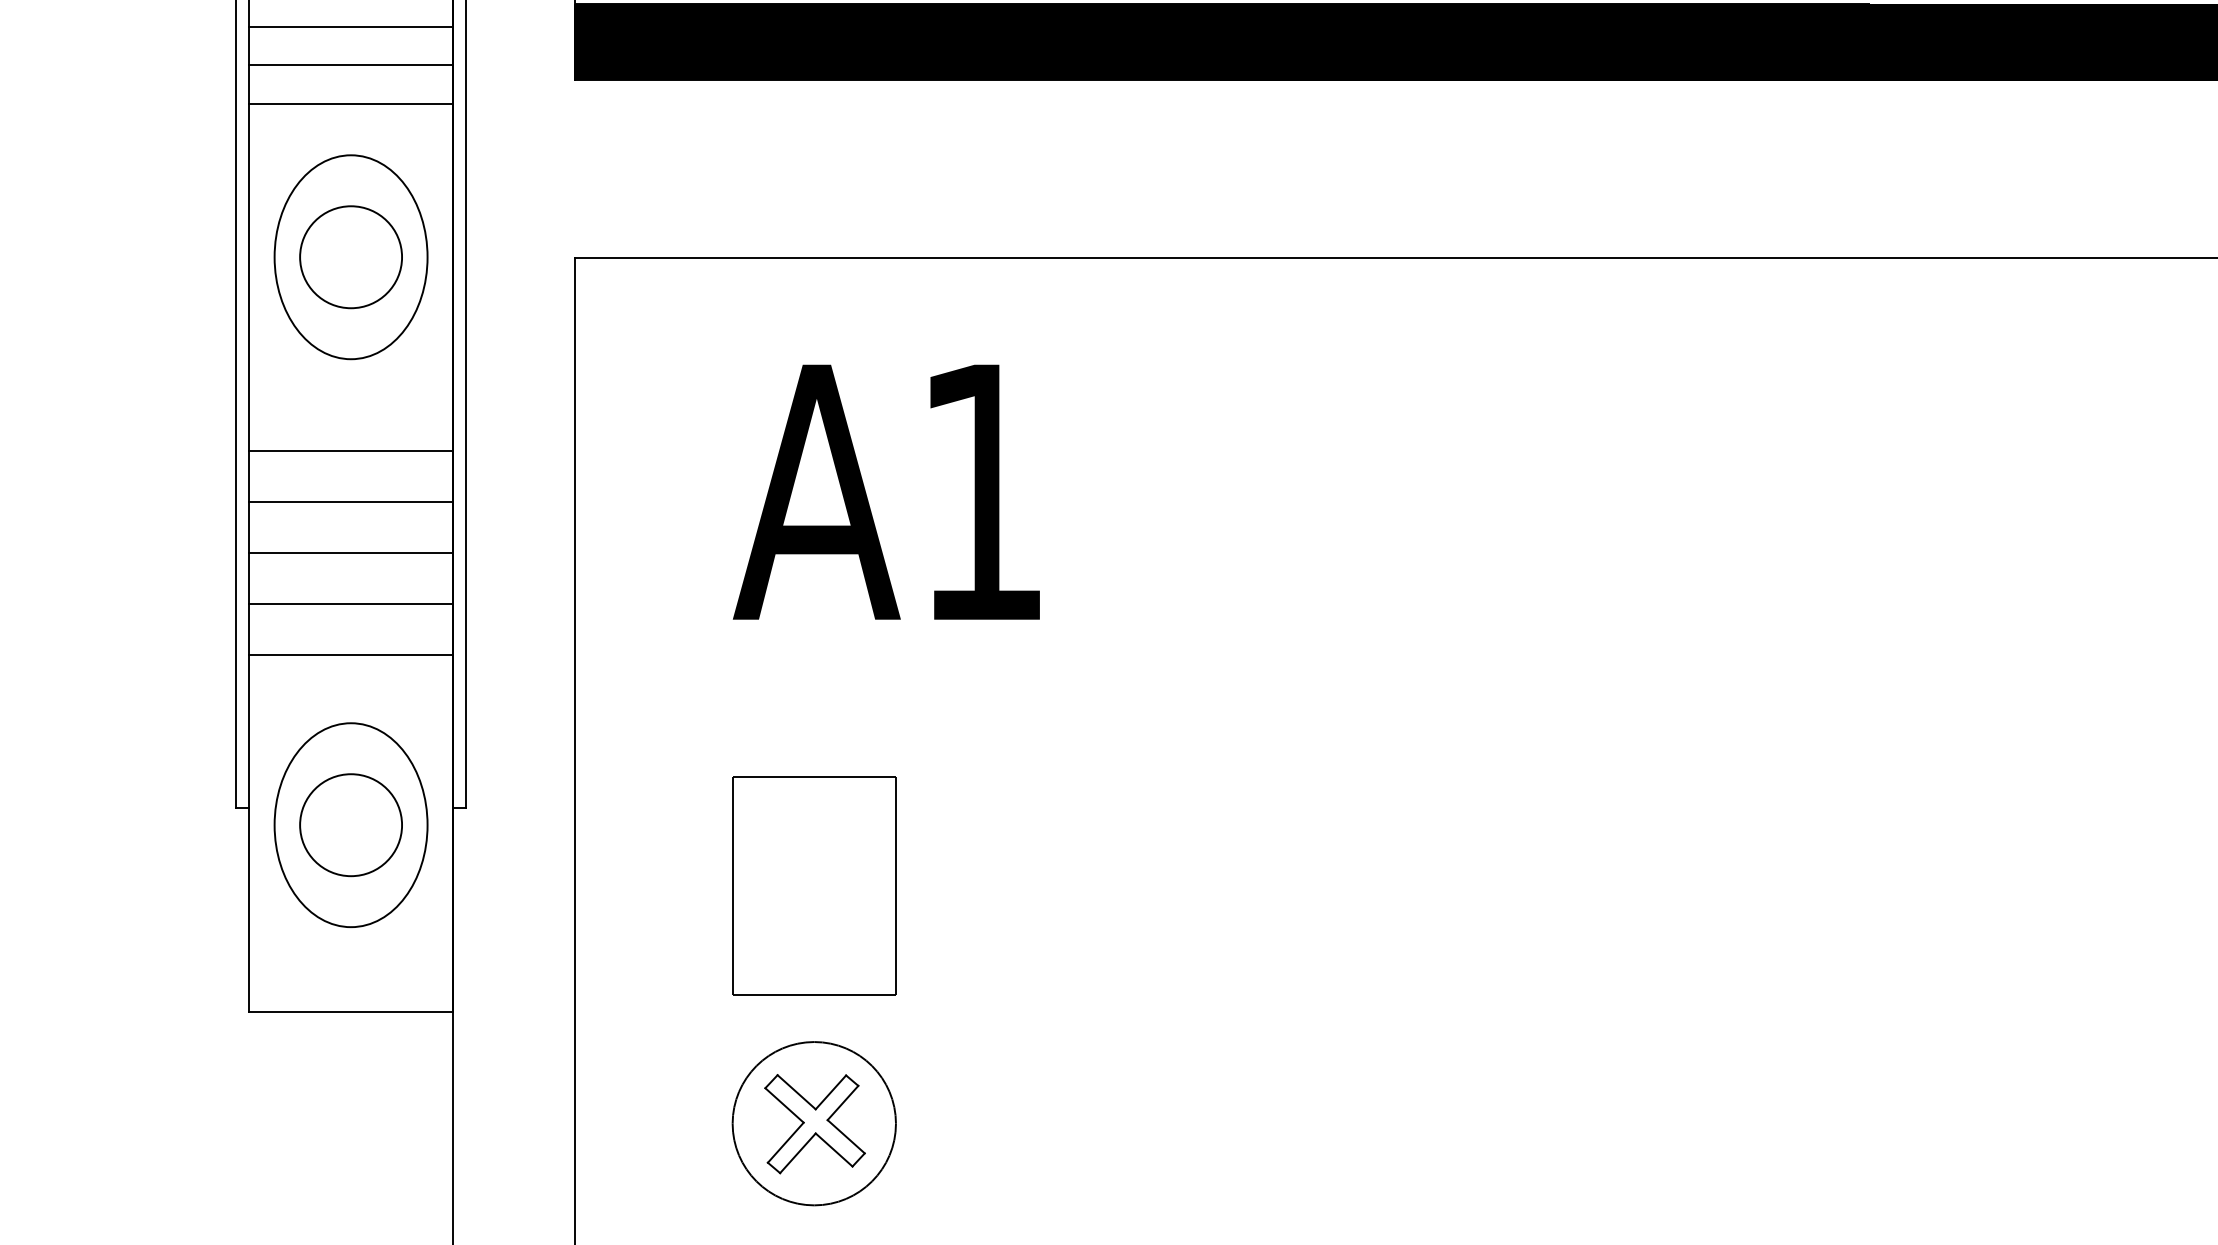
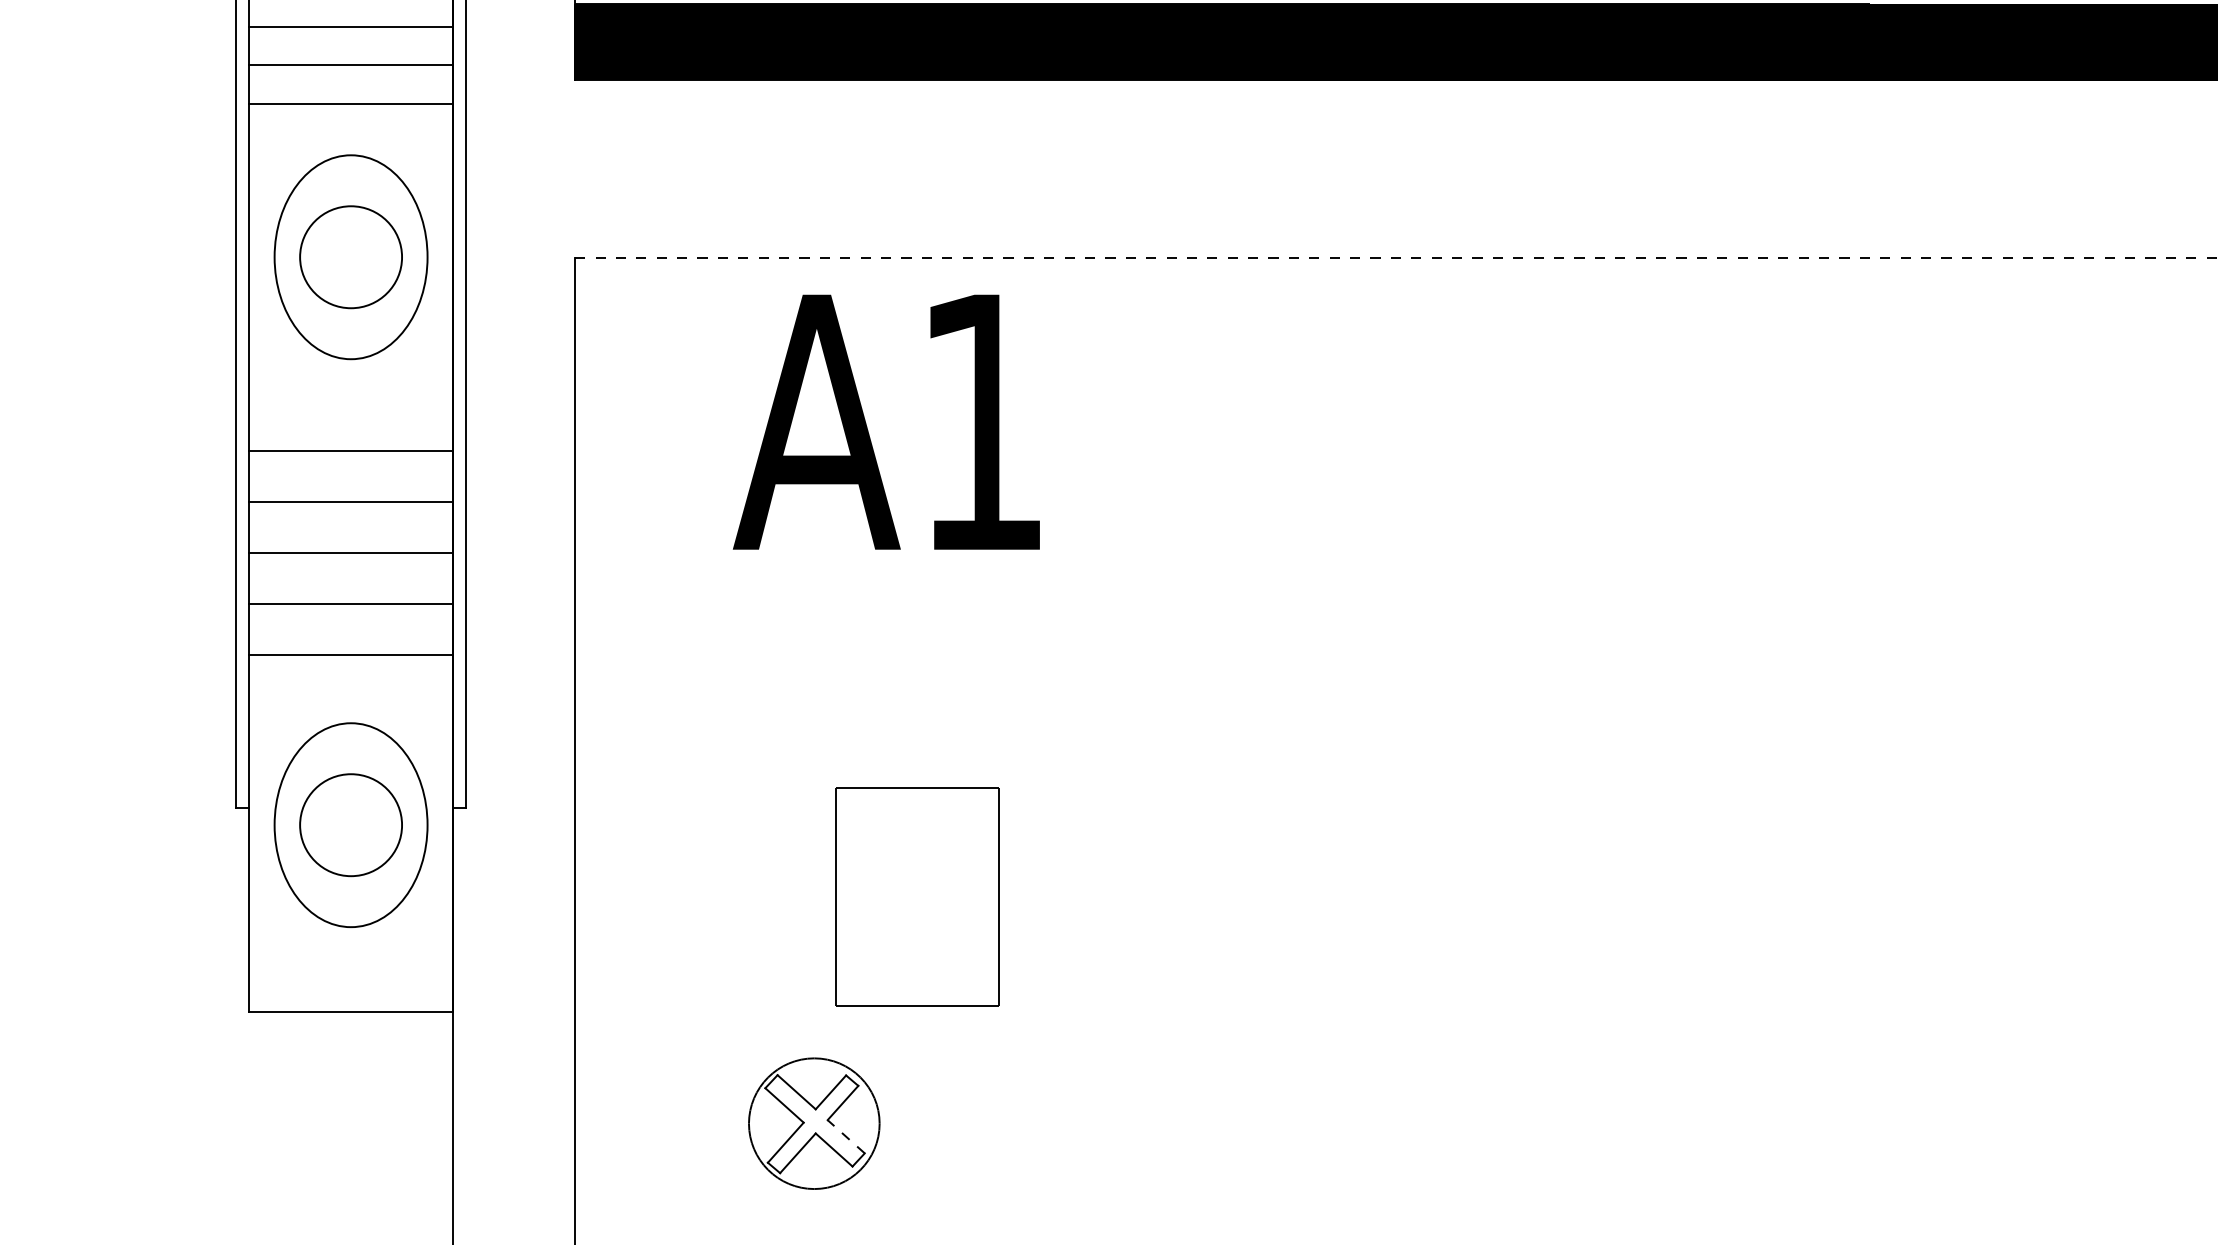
line: solid -> dashed (1396, 258)
text position: (885, 491) -> (885, 421) (885, 421)
part position: (814, 885) -> (917, 896) (917, 896)
circle diameter: 163 px -> 131 px (813, 1123)
line: solid -> dashed (846, 1136)
